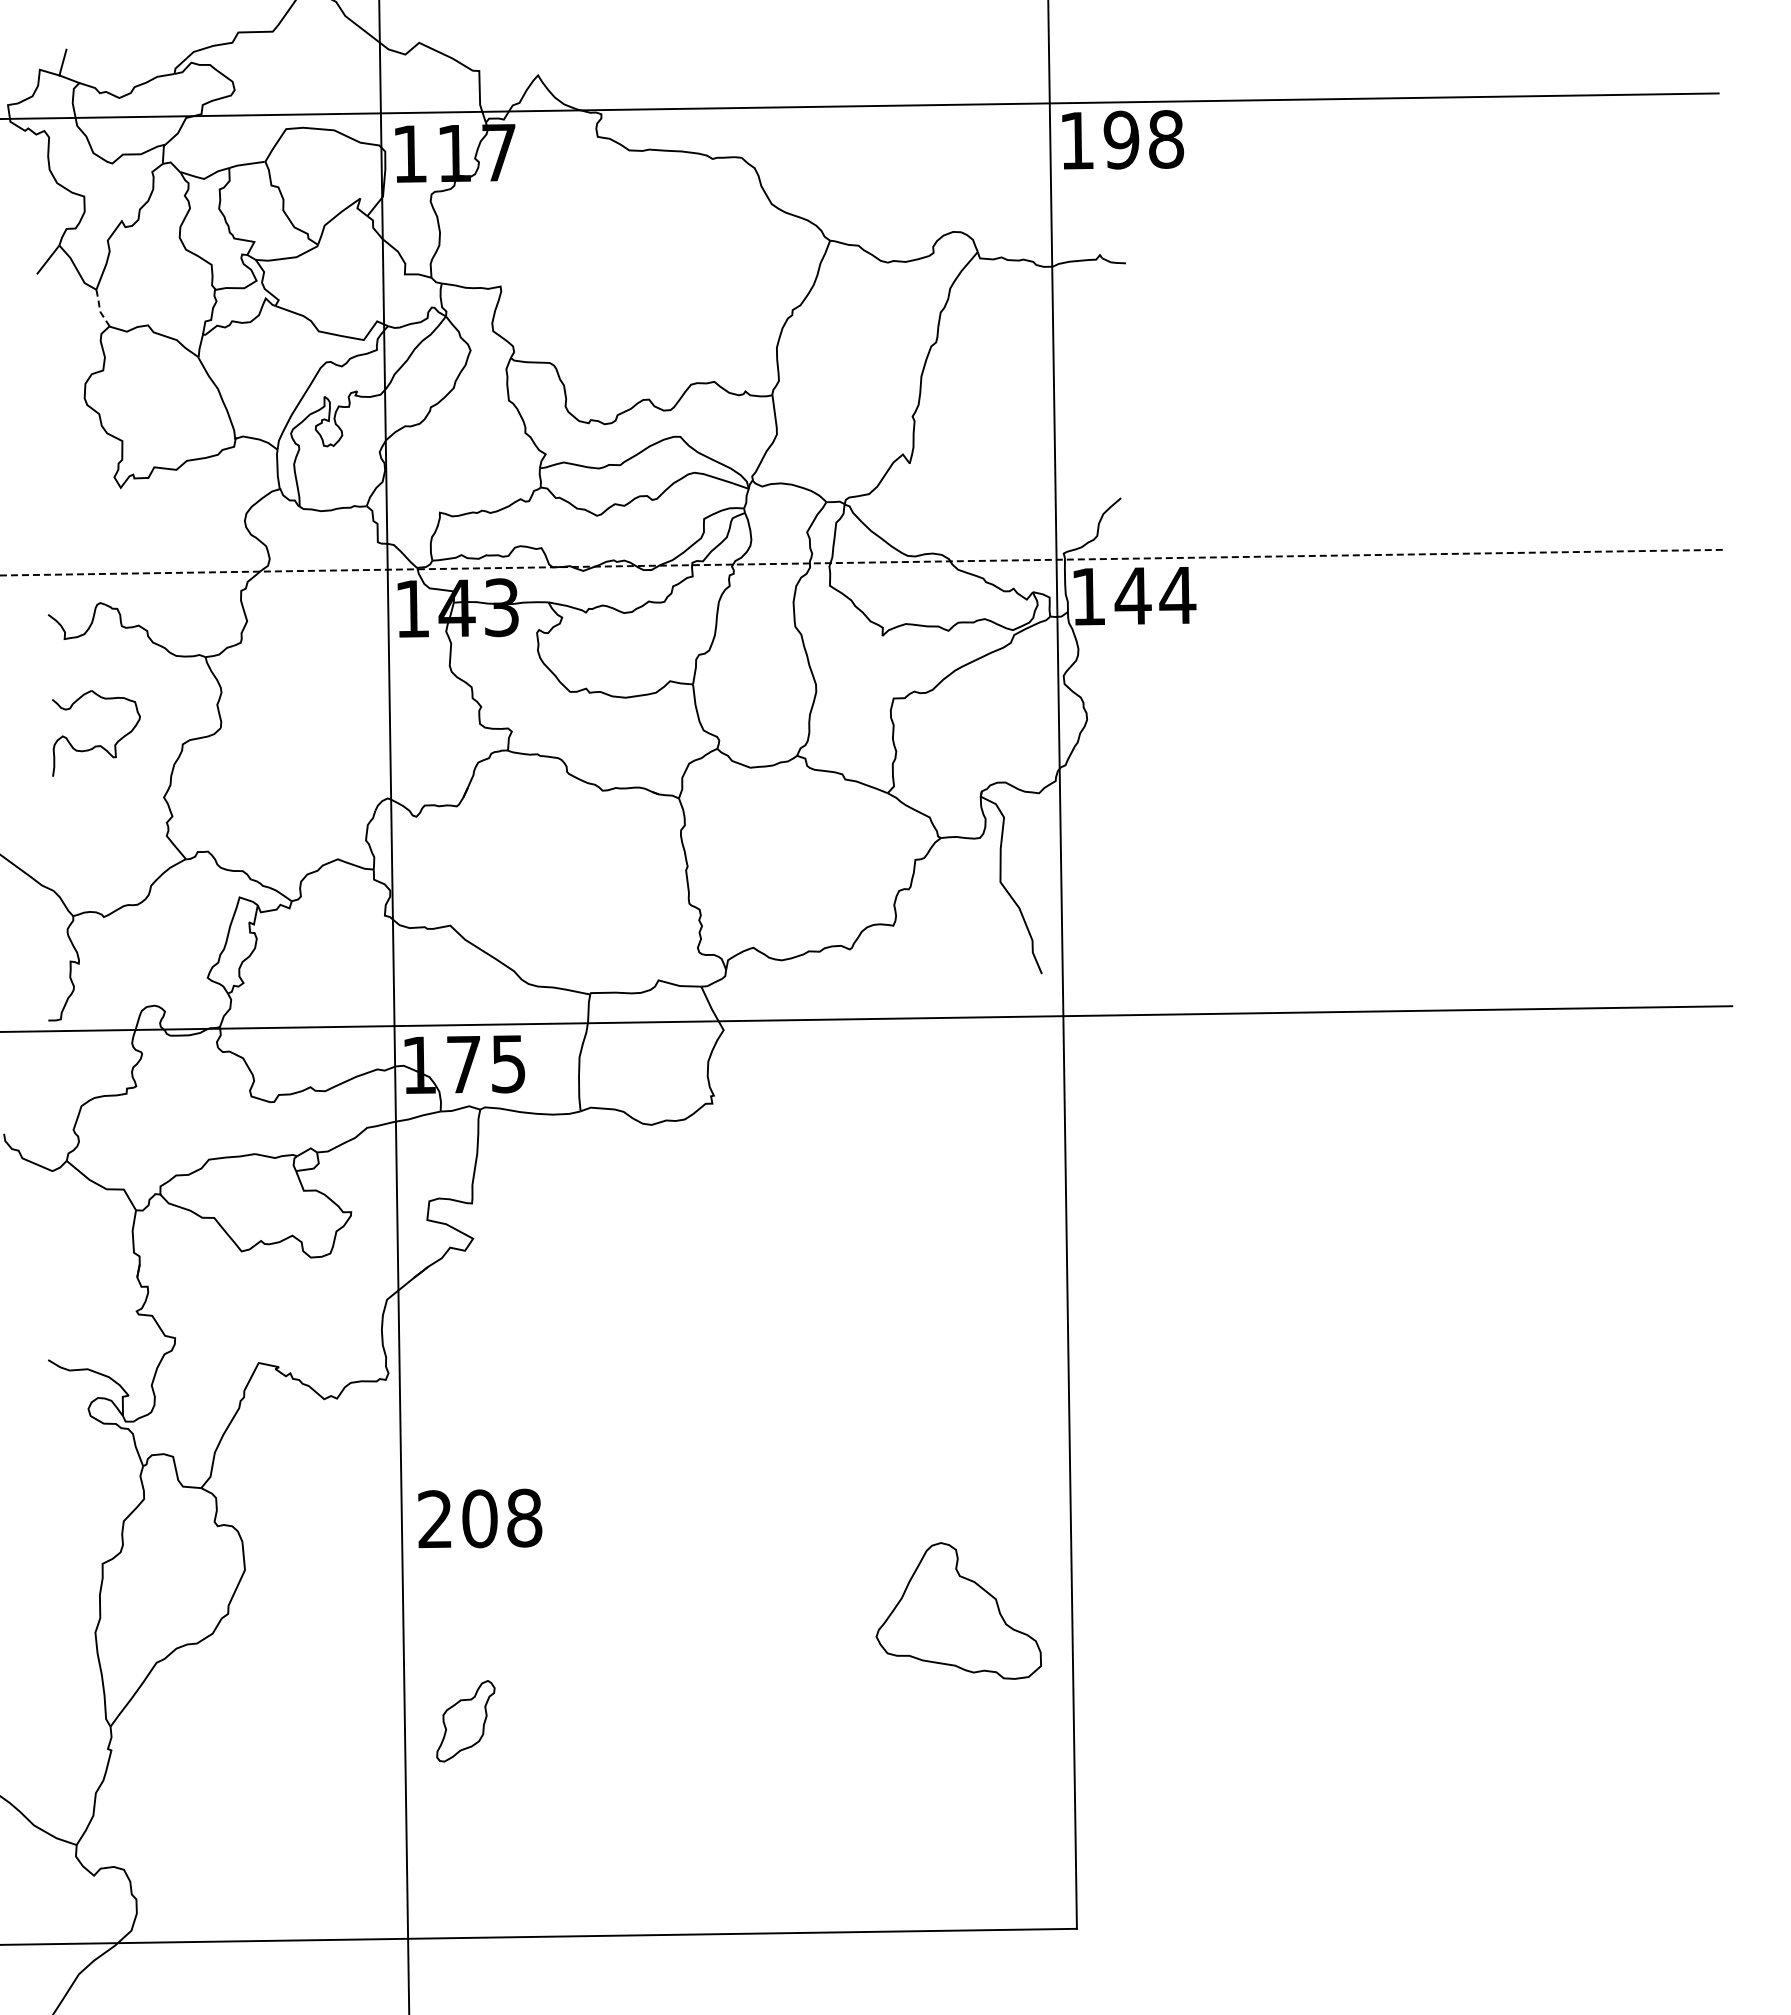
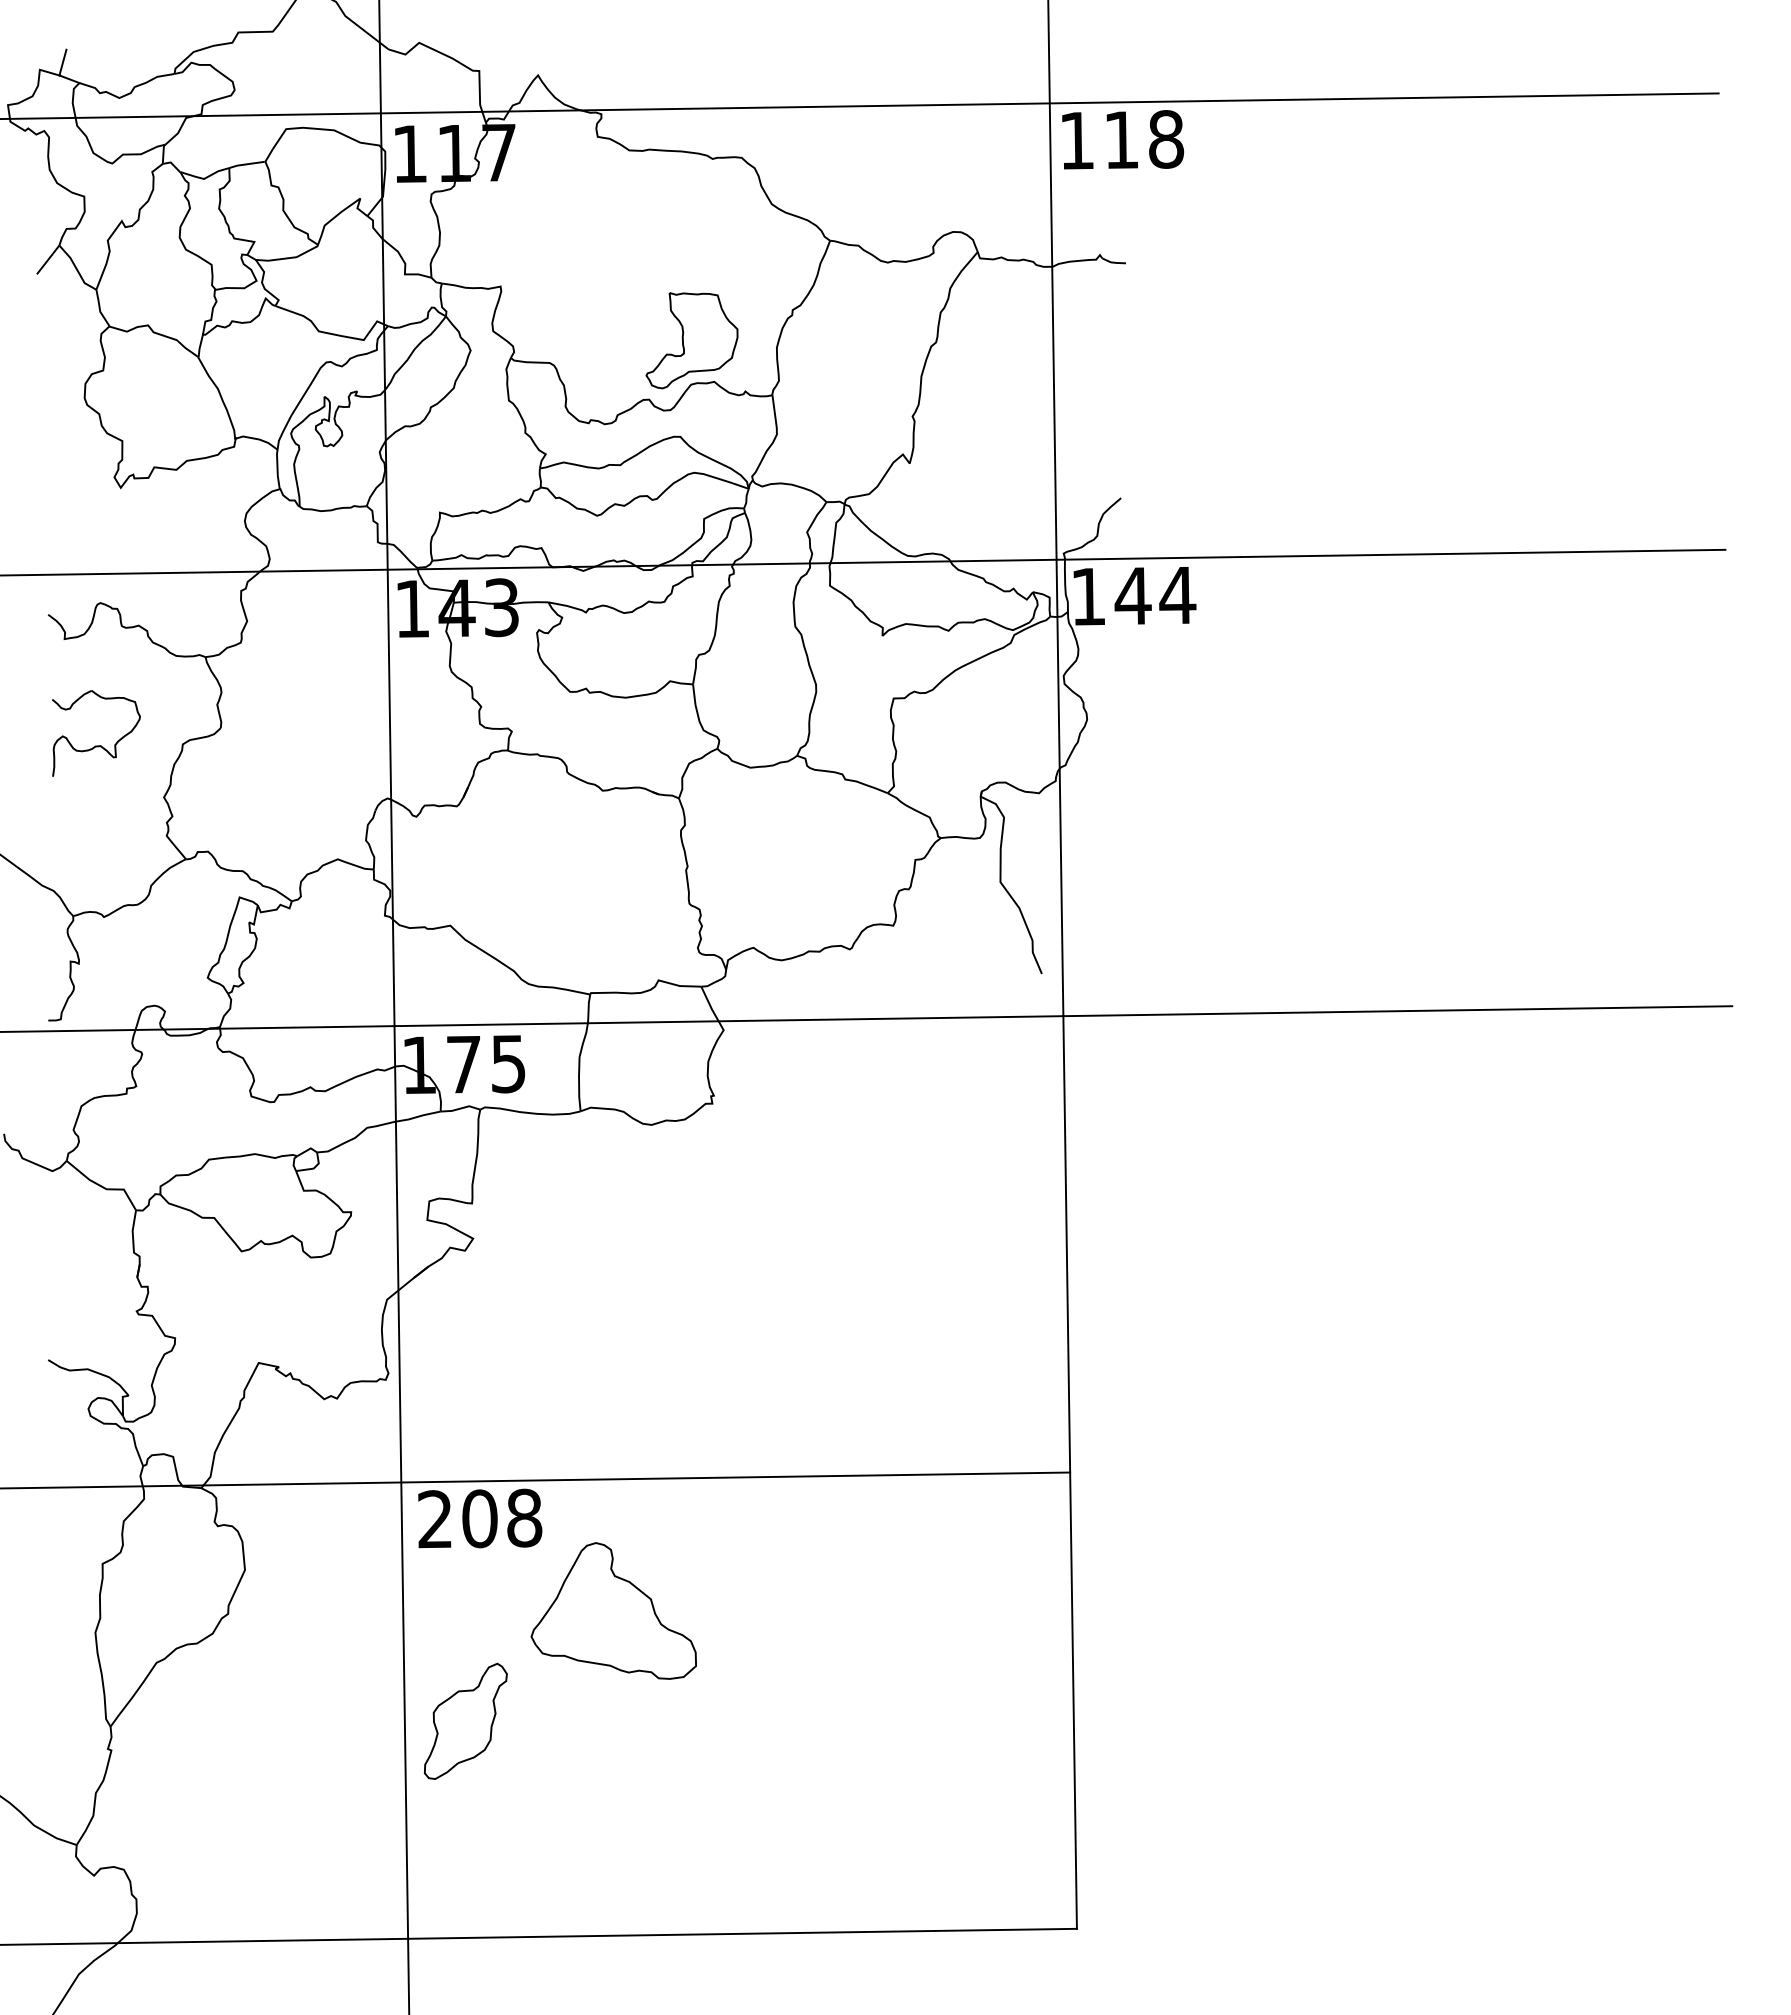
text: 198 -> 118 (1121, 139)
line: dashed -> solid (99, 309)
part: none -> present (691, 340)
line: dashed -> solid (863, 562)
line: none -> present (536, 1480)
part position: (958, 1610) -> (613, 1610) (613, 1610)
part size: 60x83 px -> 84x118 px (465, 1720)
